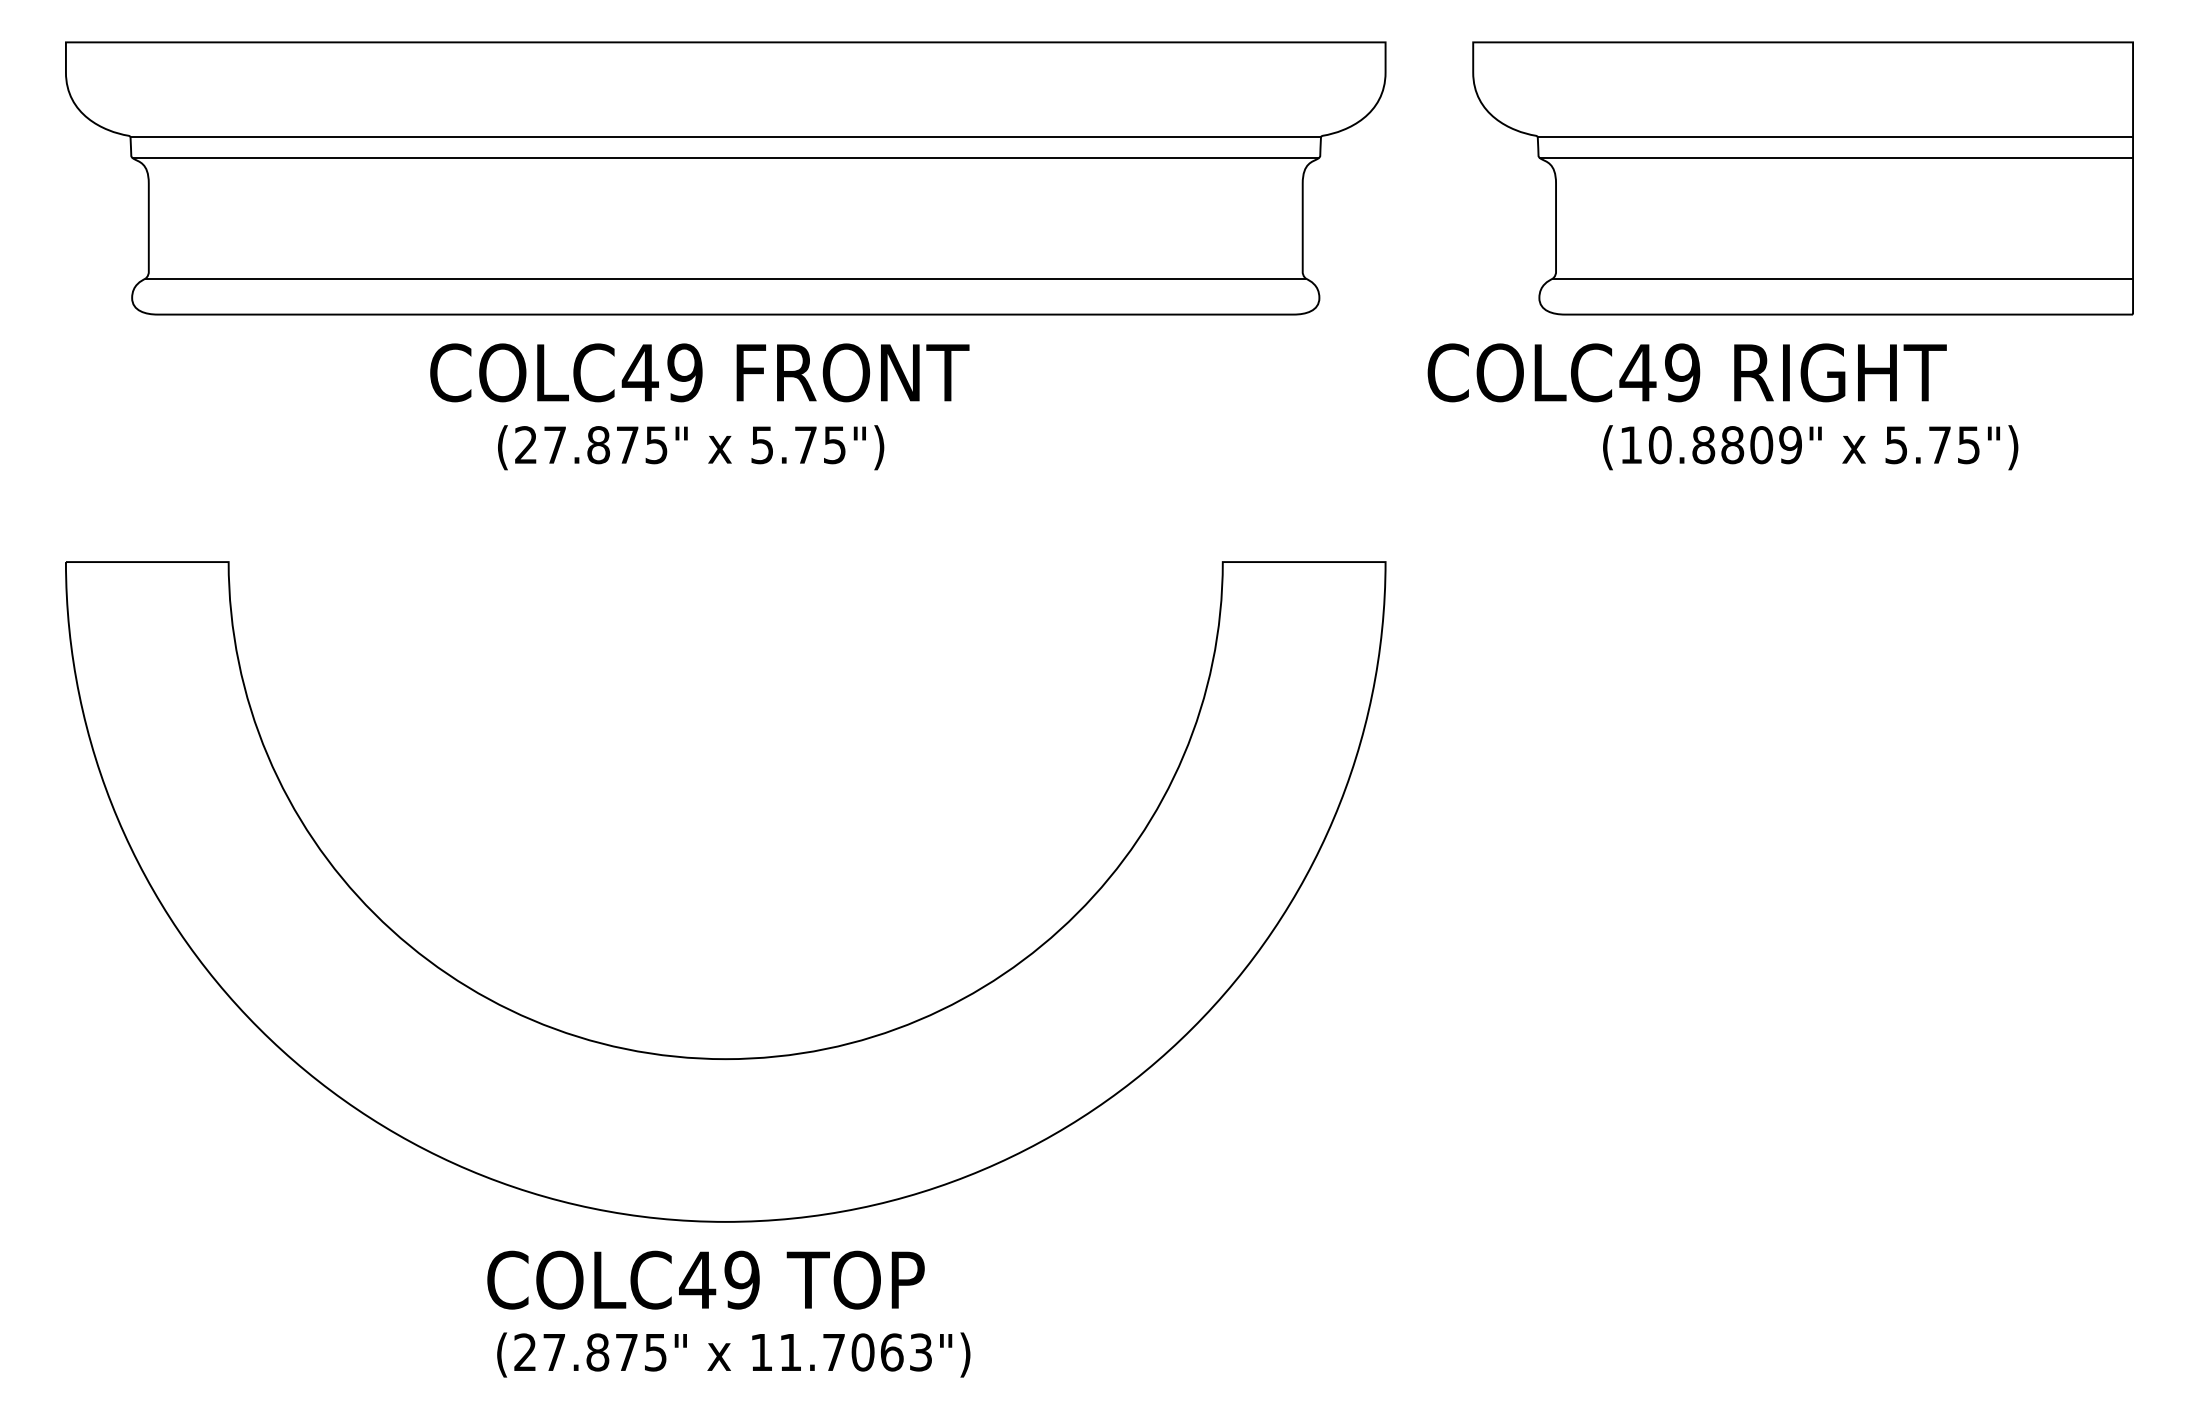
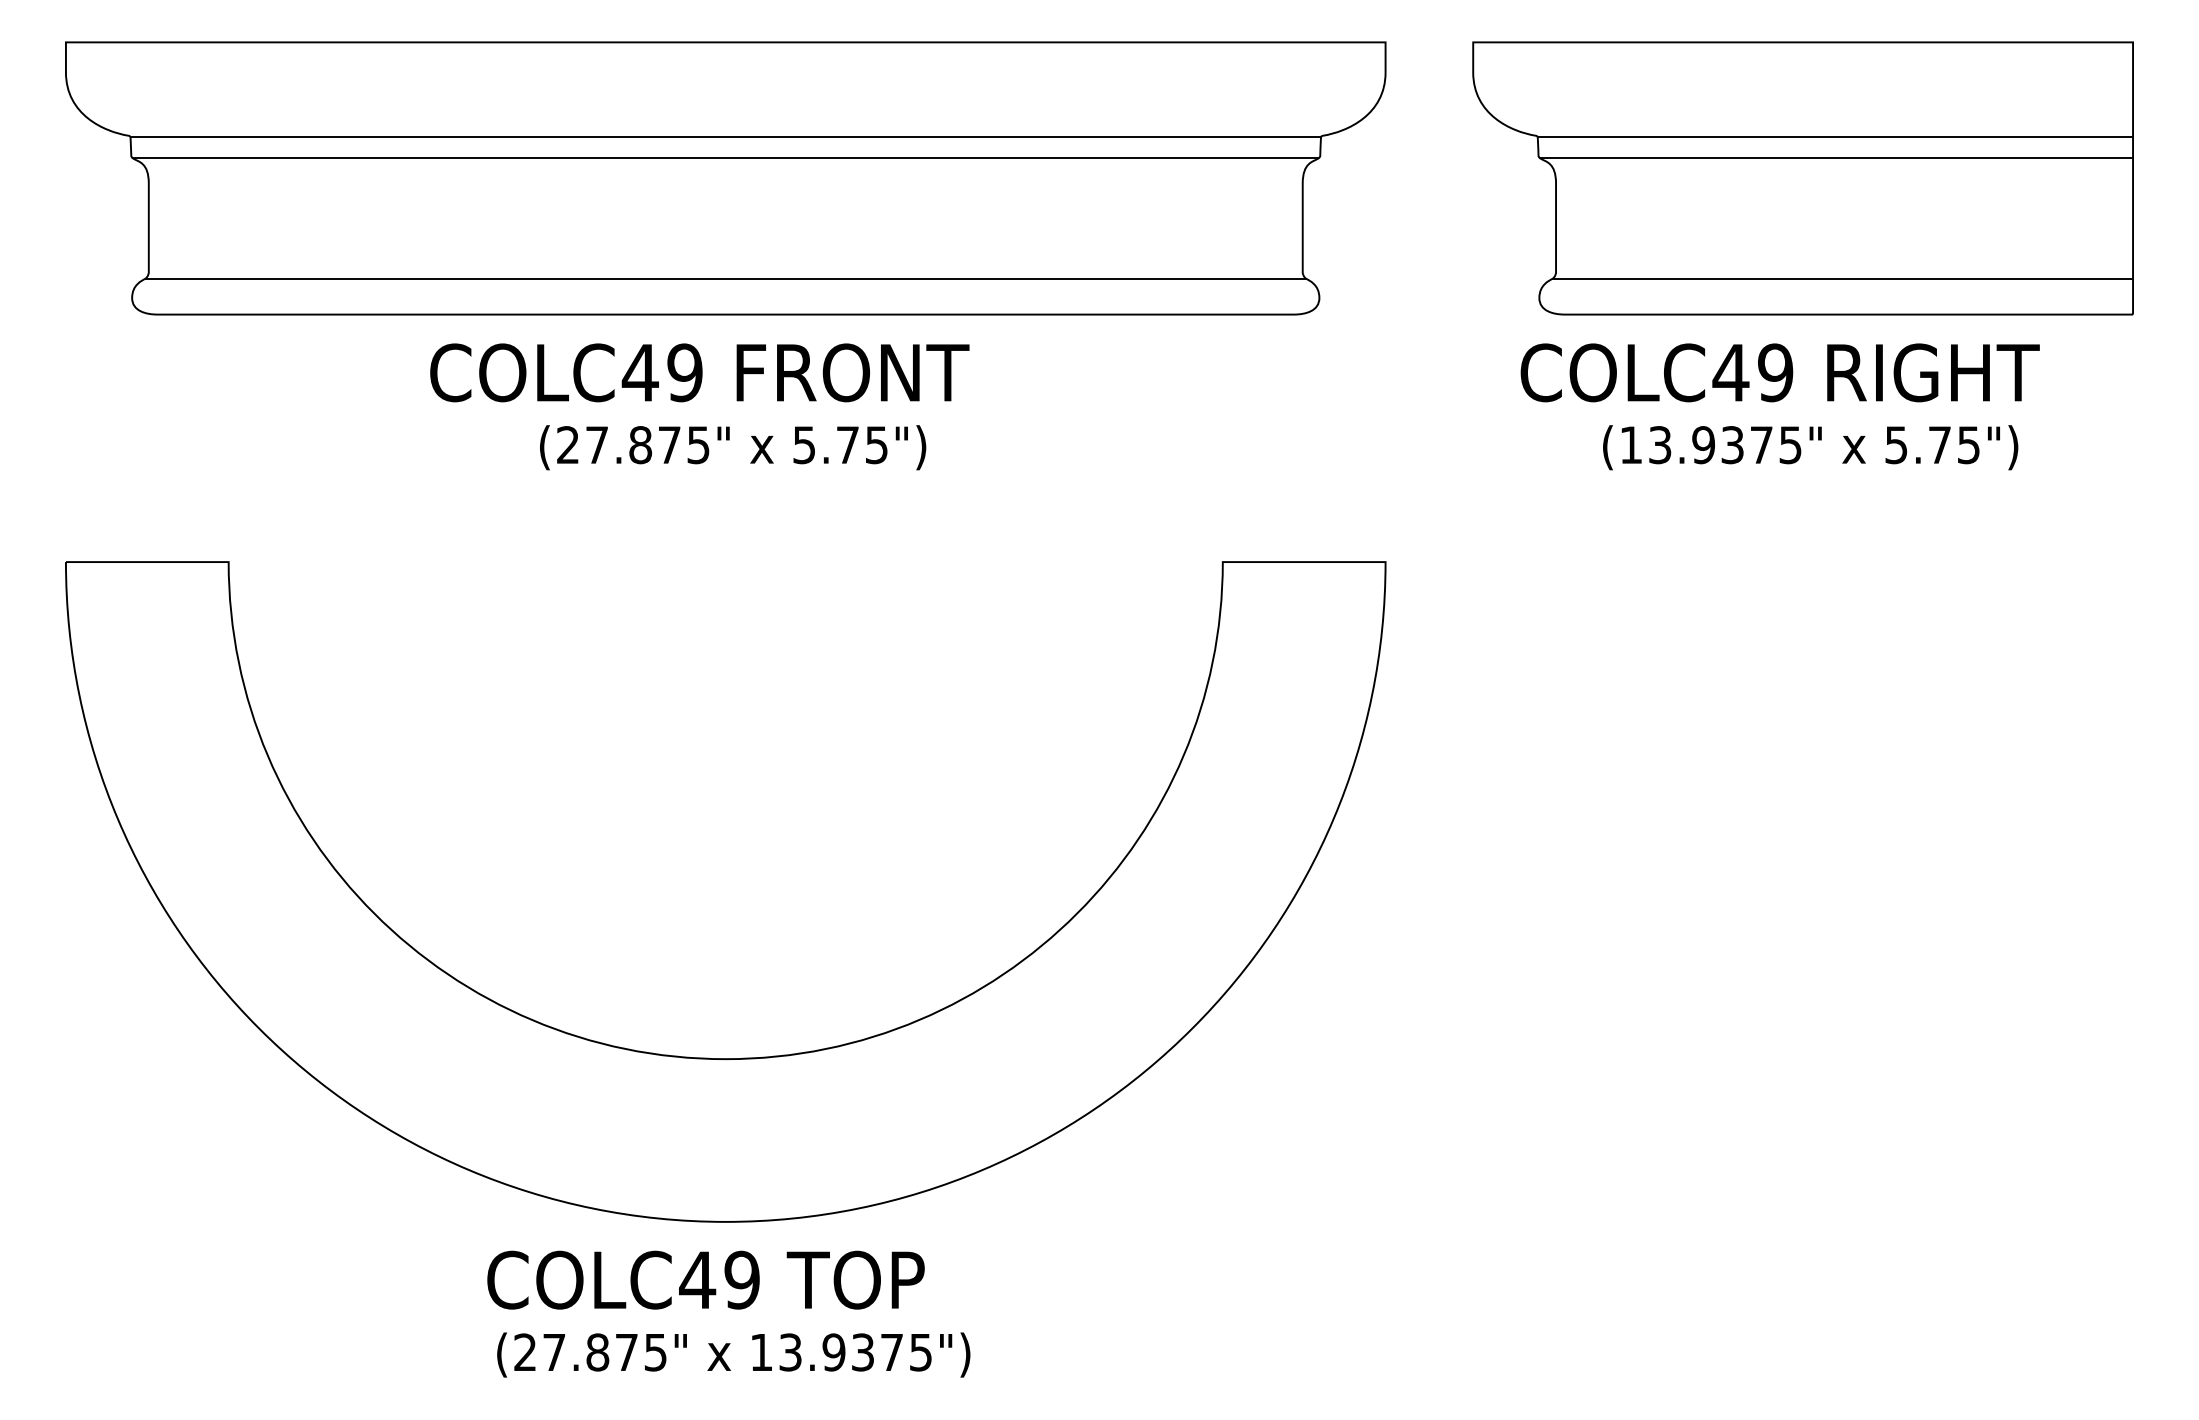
text position: (1686, 372) -> (1779, 372) (1779, 372)
text: (10.8809" -> (13.9375" (1724, 445)
text position: (691, 447) -> (733, 447) (733, 447)
text: 11.7063") -> 13.9375") (855, 1352)
